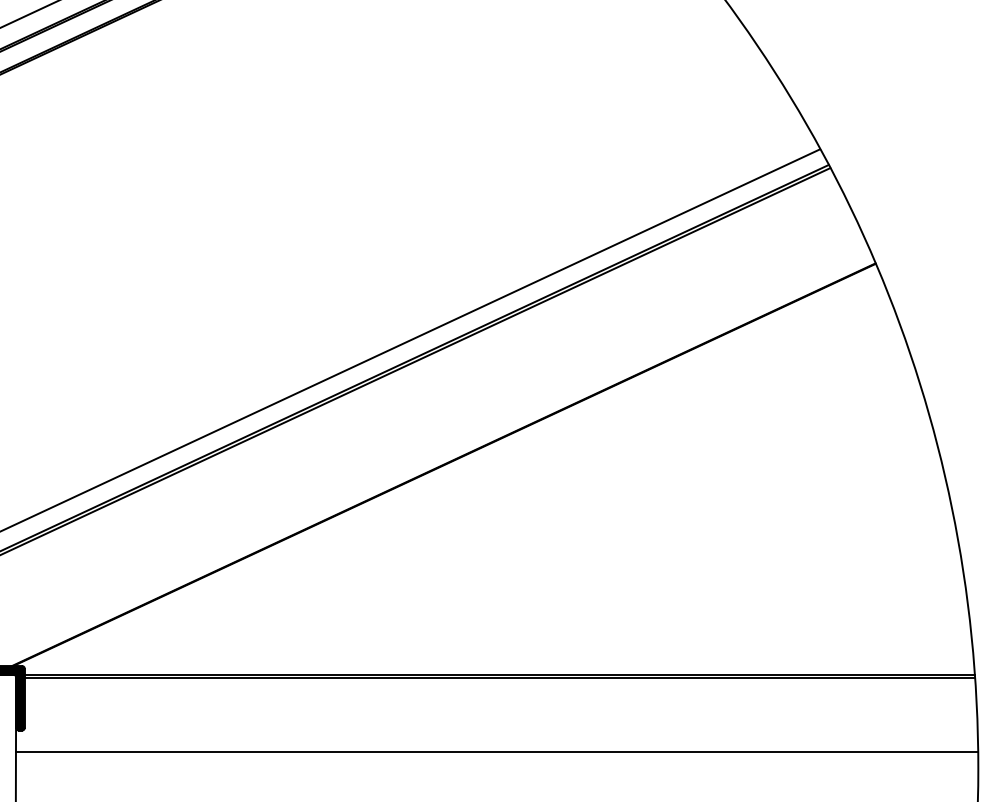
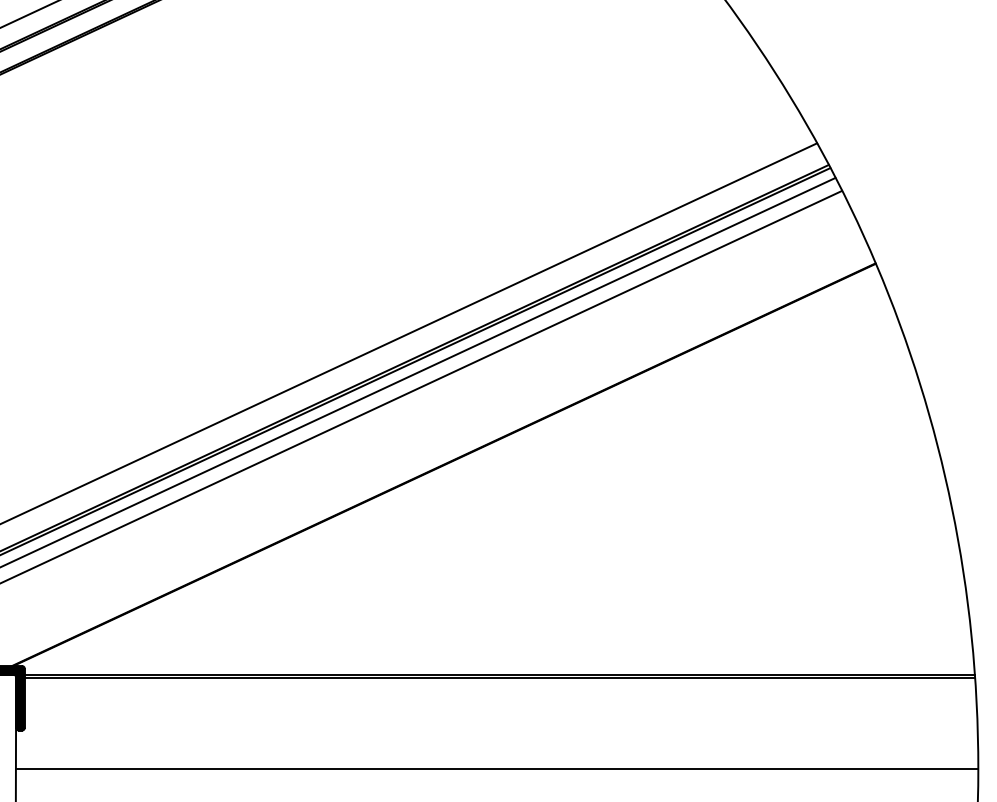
line position: (411, 339) -> (409, 333) (409, 333)
line: none -> present (418, 371)
line: none -> present (422, 386)
line position: (496, 752) -> (496, 769) (496, 769)
